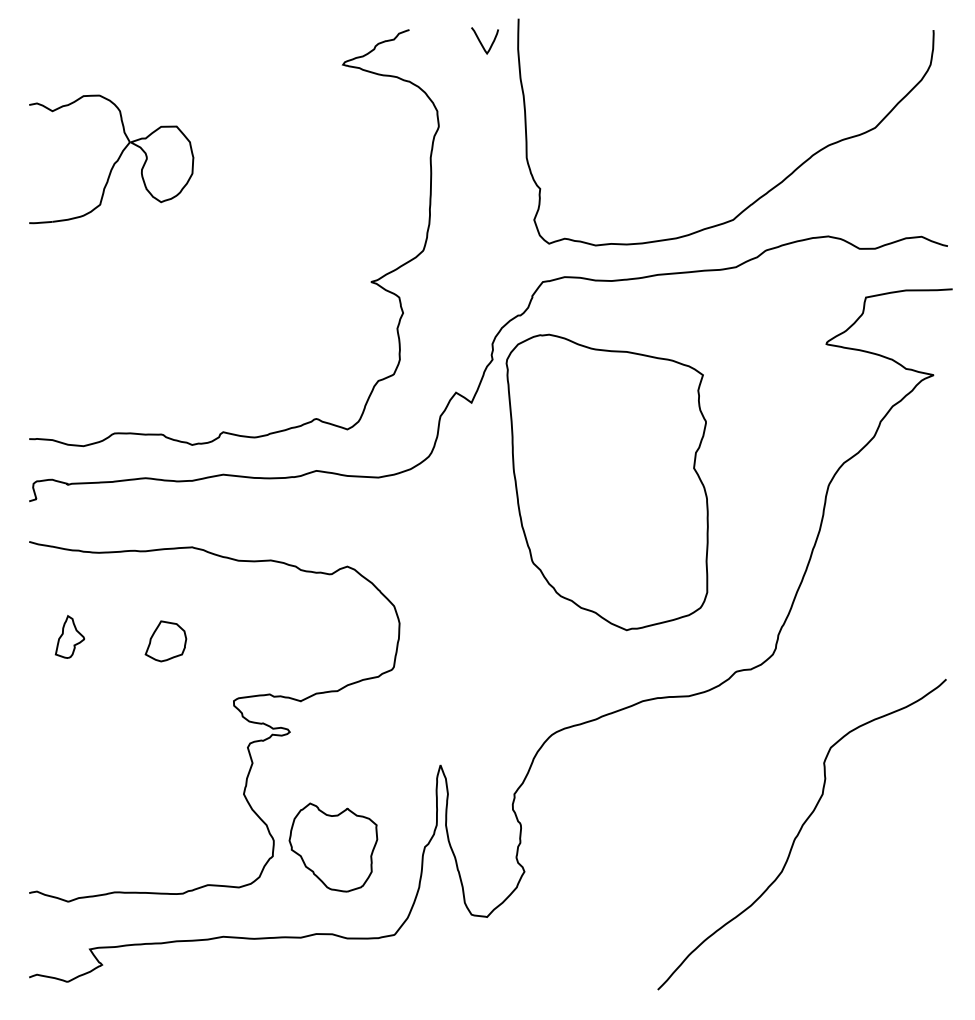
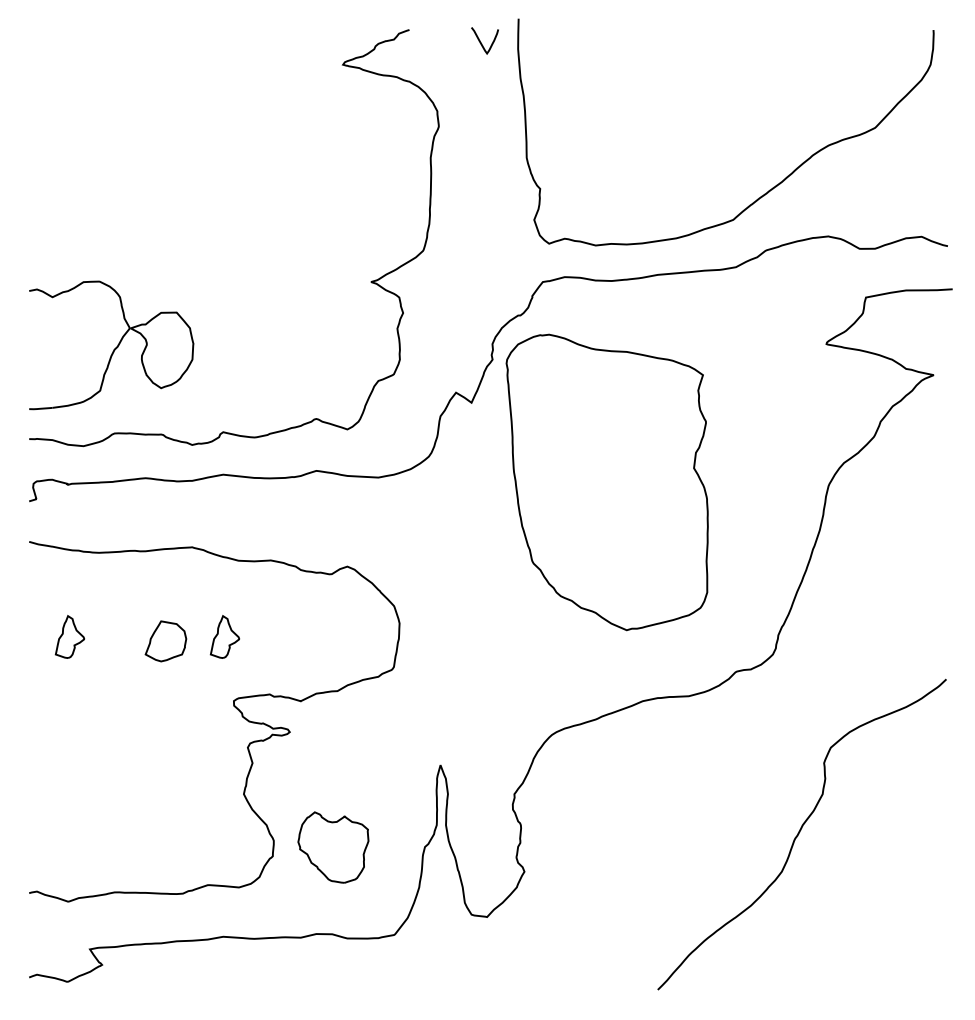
part position: (111, 159) -> (111, 345) (111, 345)
part: none -> present (224, 636)
part size: 91x91 px -> 73x73 px (333, 847)
